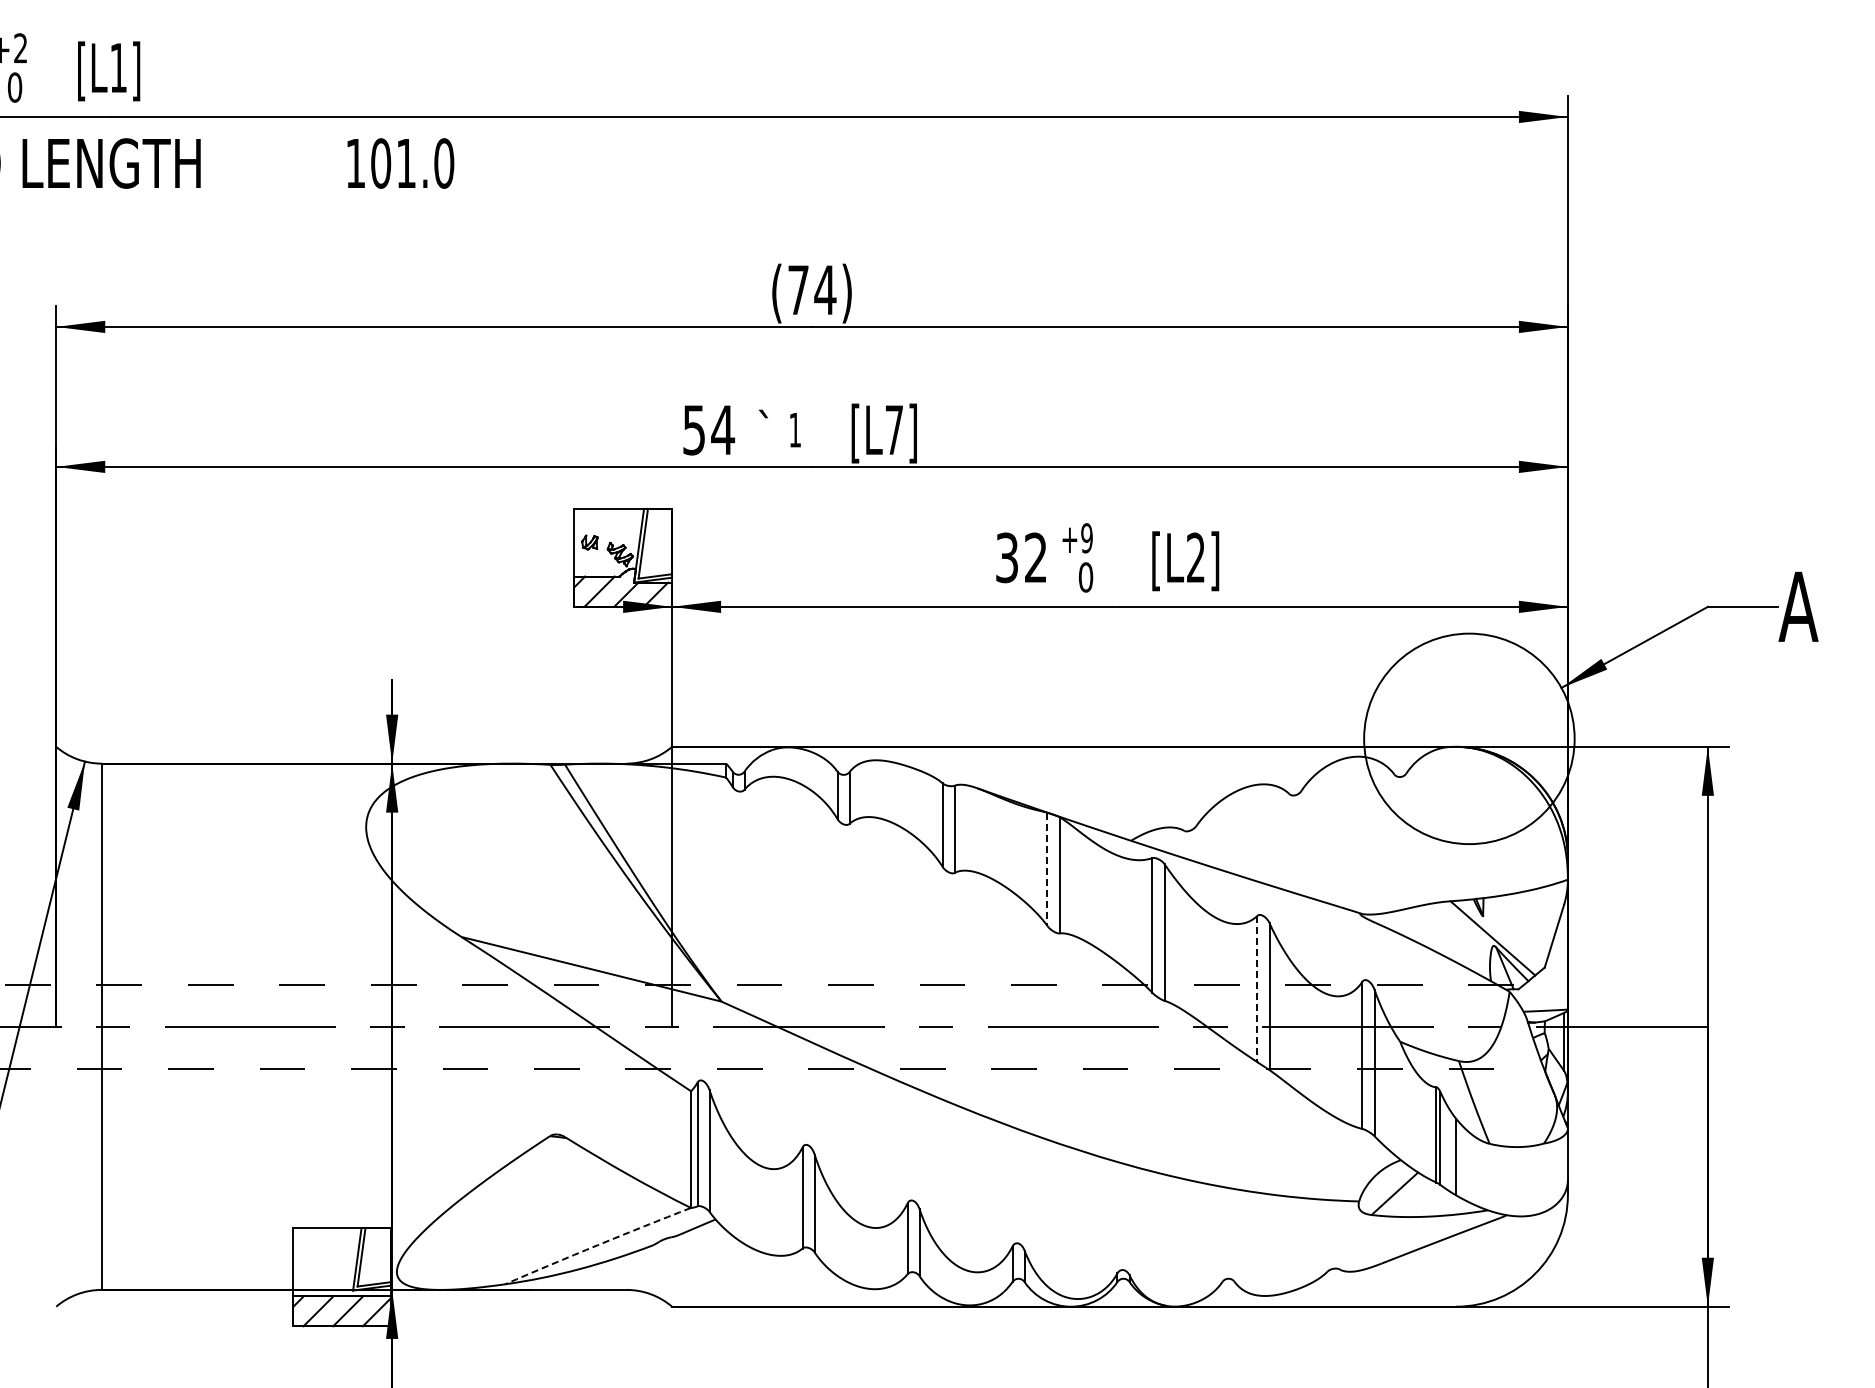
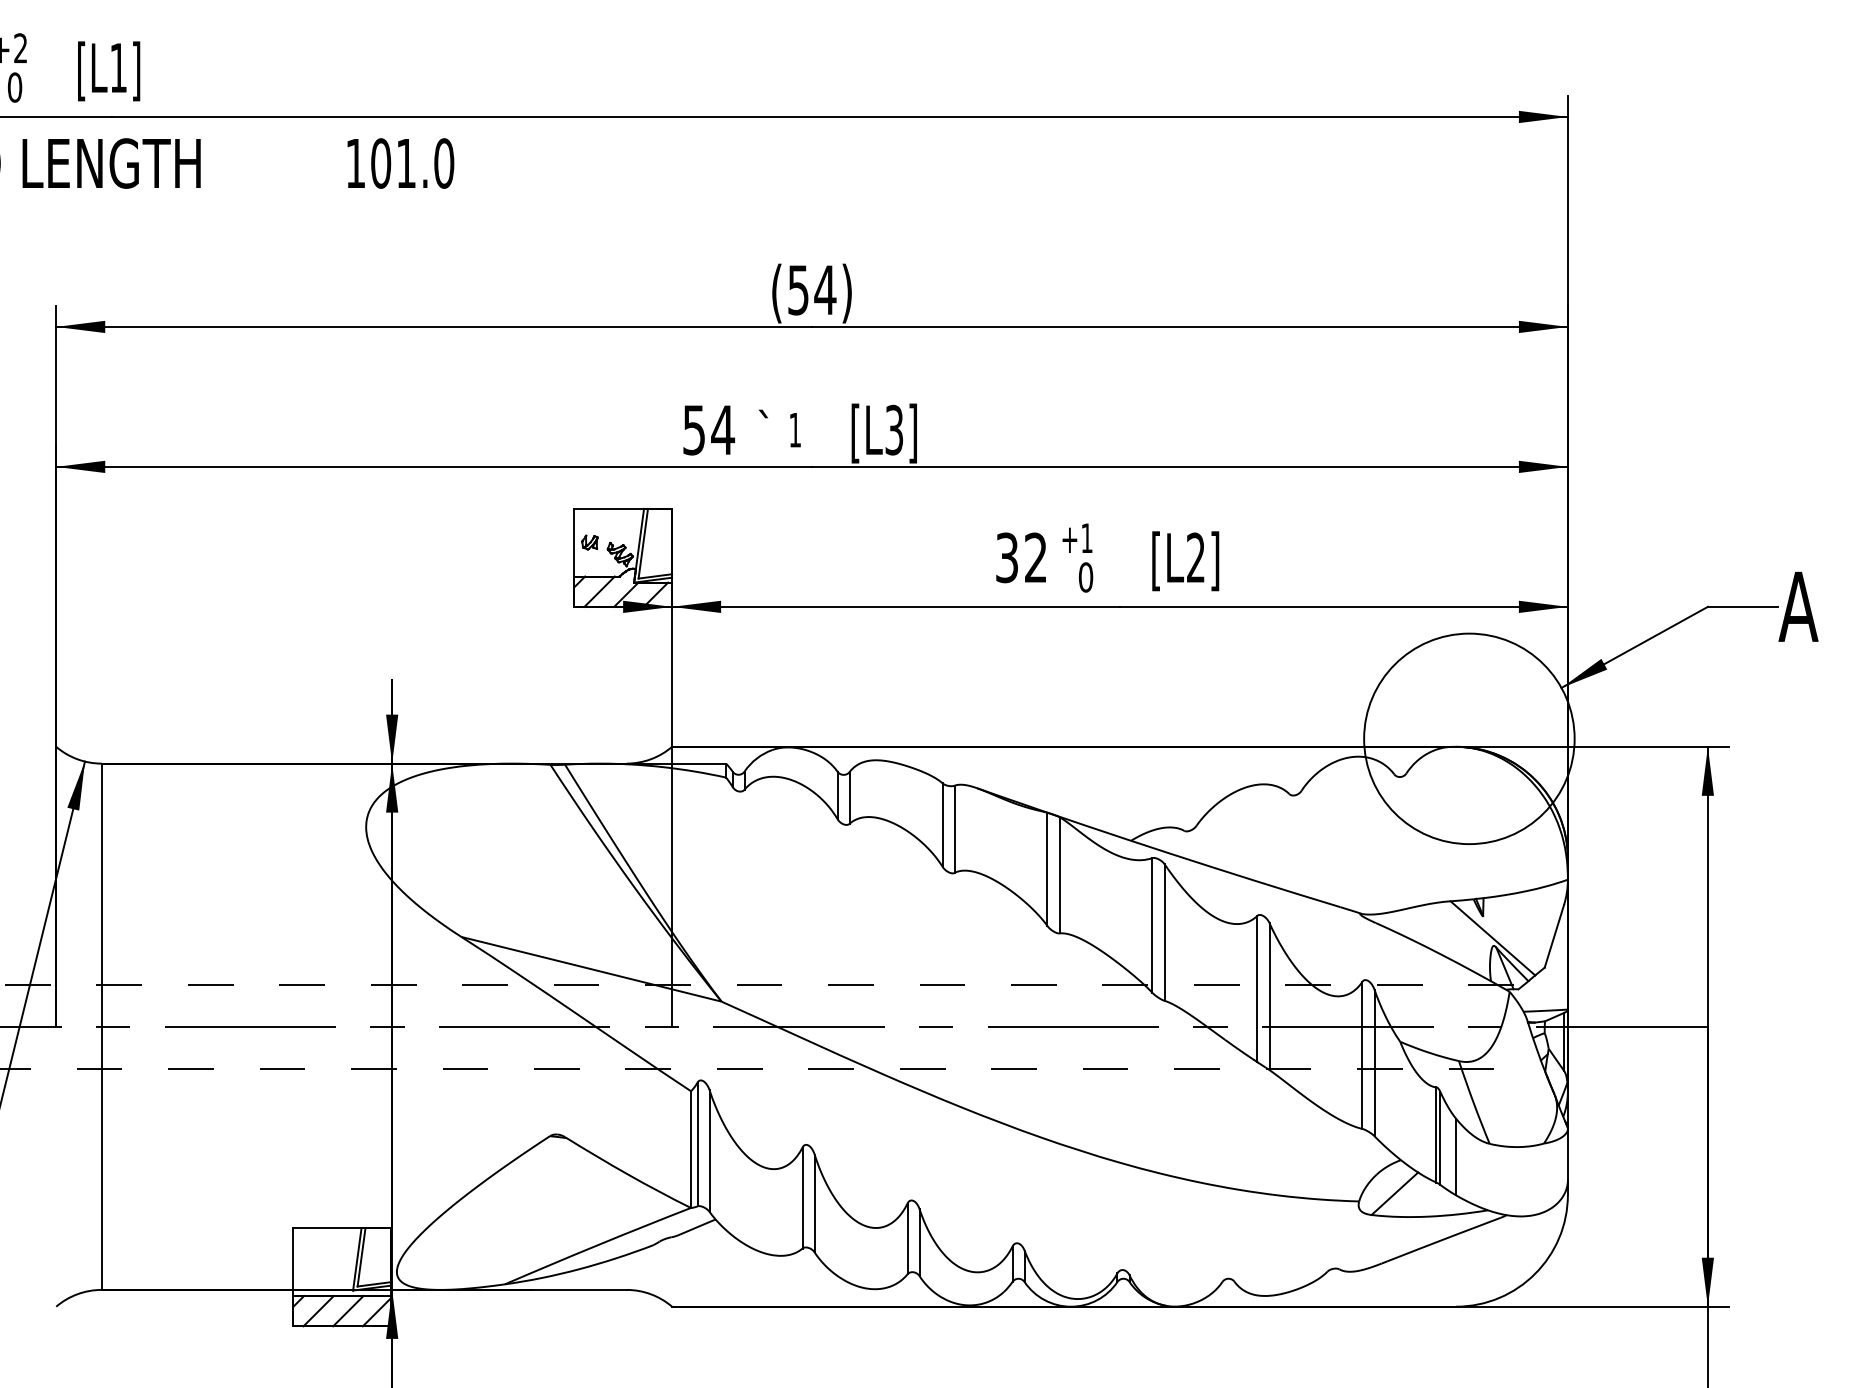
text: (74) -> (54) (798, 290)
text: [L7] -> [L3] (894, 429)
text: +9 -> +1 (1086, 538)
line: dashed -> solid (1047, 869)
line: dashed -> solid (1257, 989)
arc: dashed -> solid (597, 1245)
